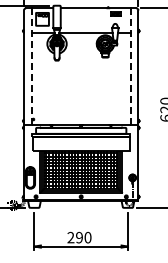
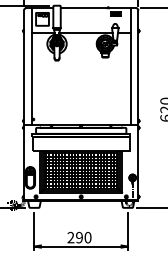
line: dashed -> solid (31, 67)
line: dashed -> solid (130, 67)
